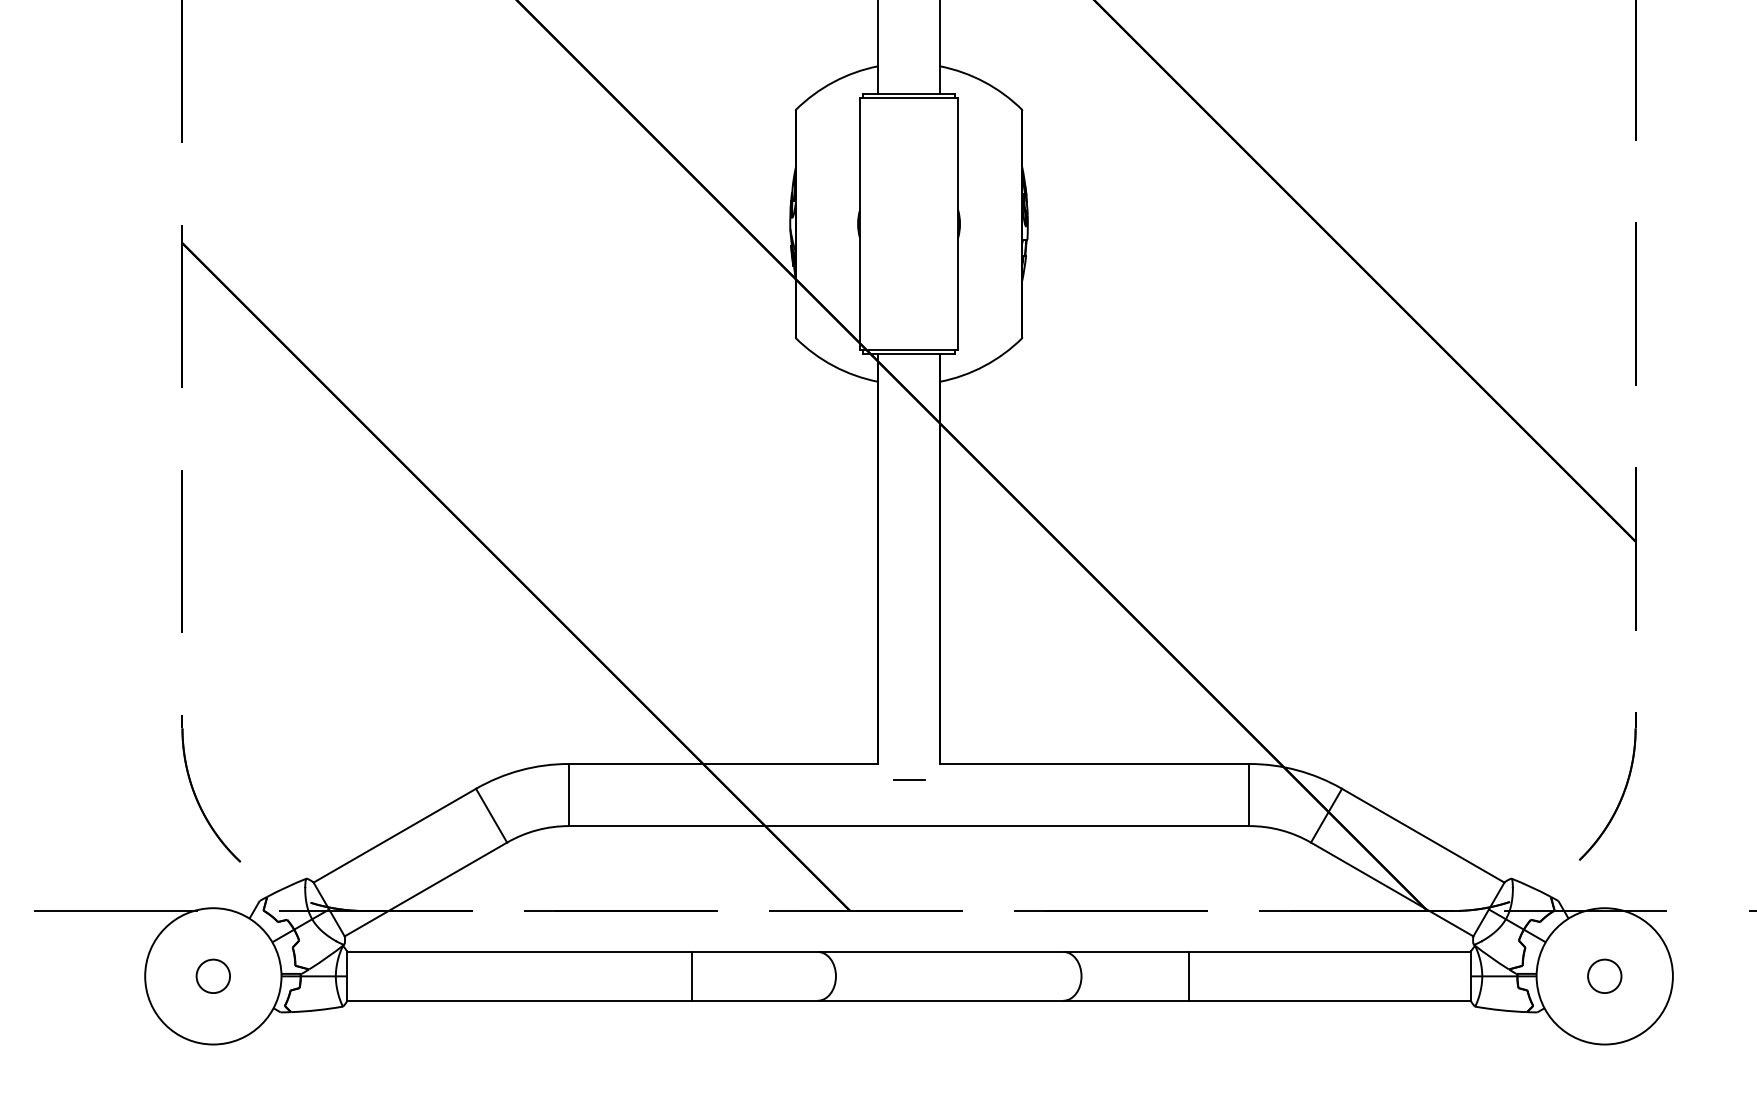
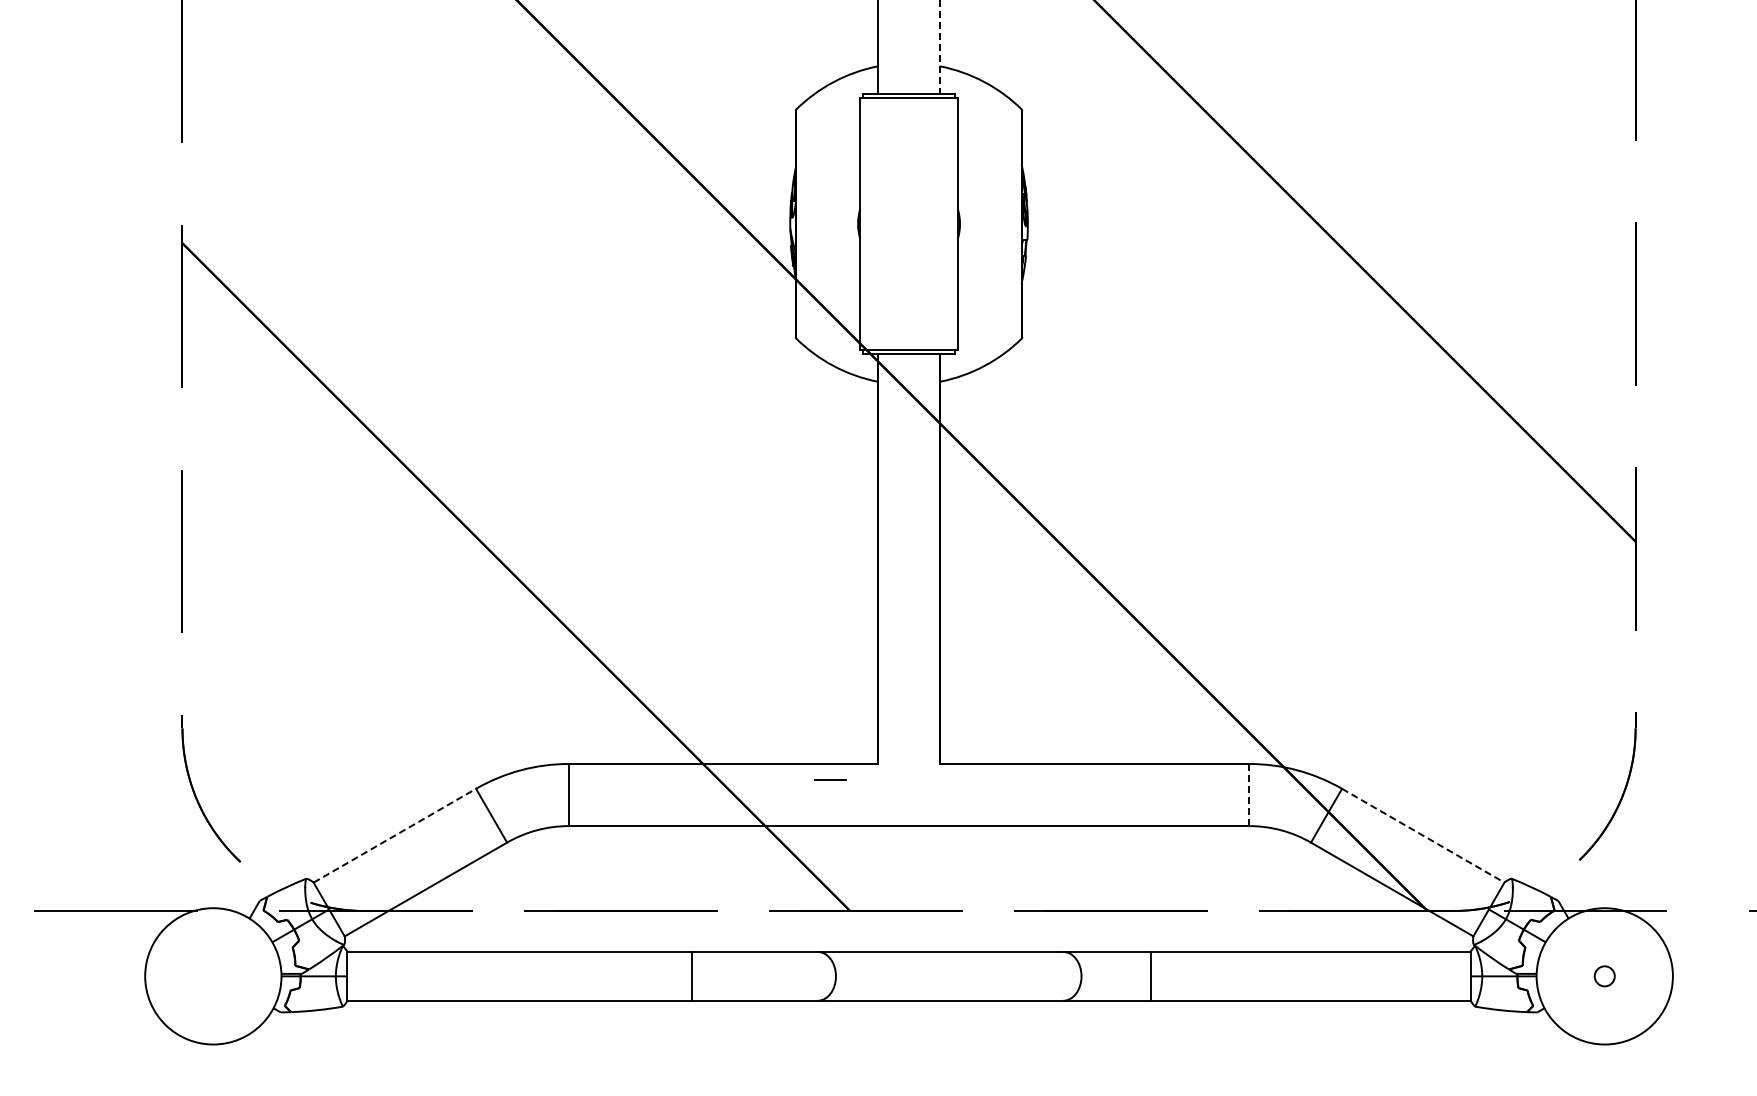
line: solid -> dashed (940, 47)
line position: (909, 779) -> (830, 779) (830, 779)
line: solid -> dashed (1249, 794)
line: solid -> dashed (394, 835)
line: solid -> dashed (1423, 835)
circle: present -> none (212, 975)
line position: (1188, 975) -> (1150, 975) (1150, 975)
circle diameter: 33 px -> 20 px (1604, 976)
